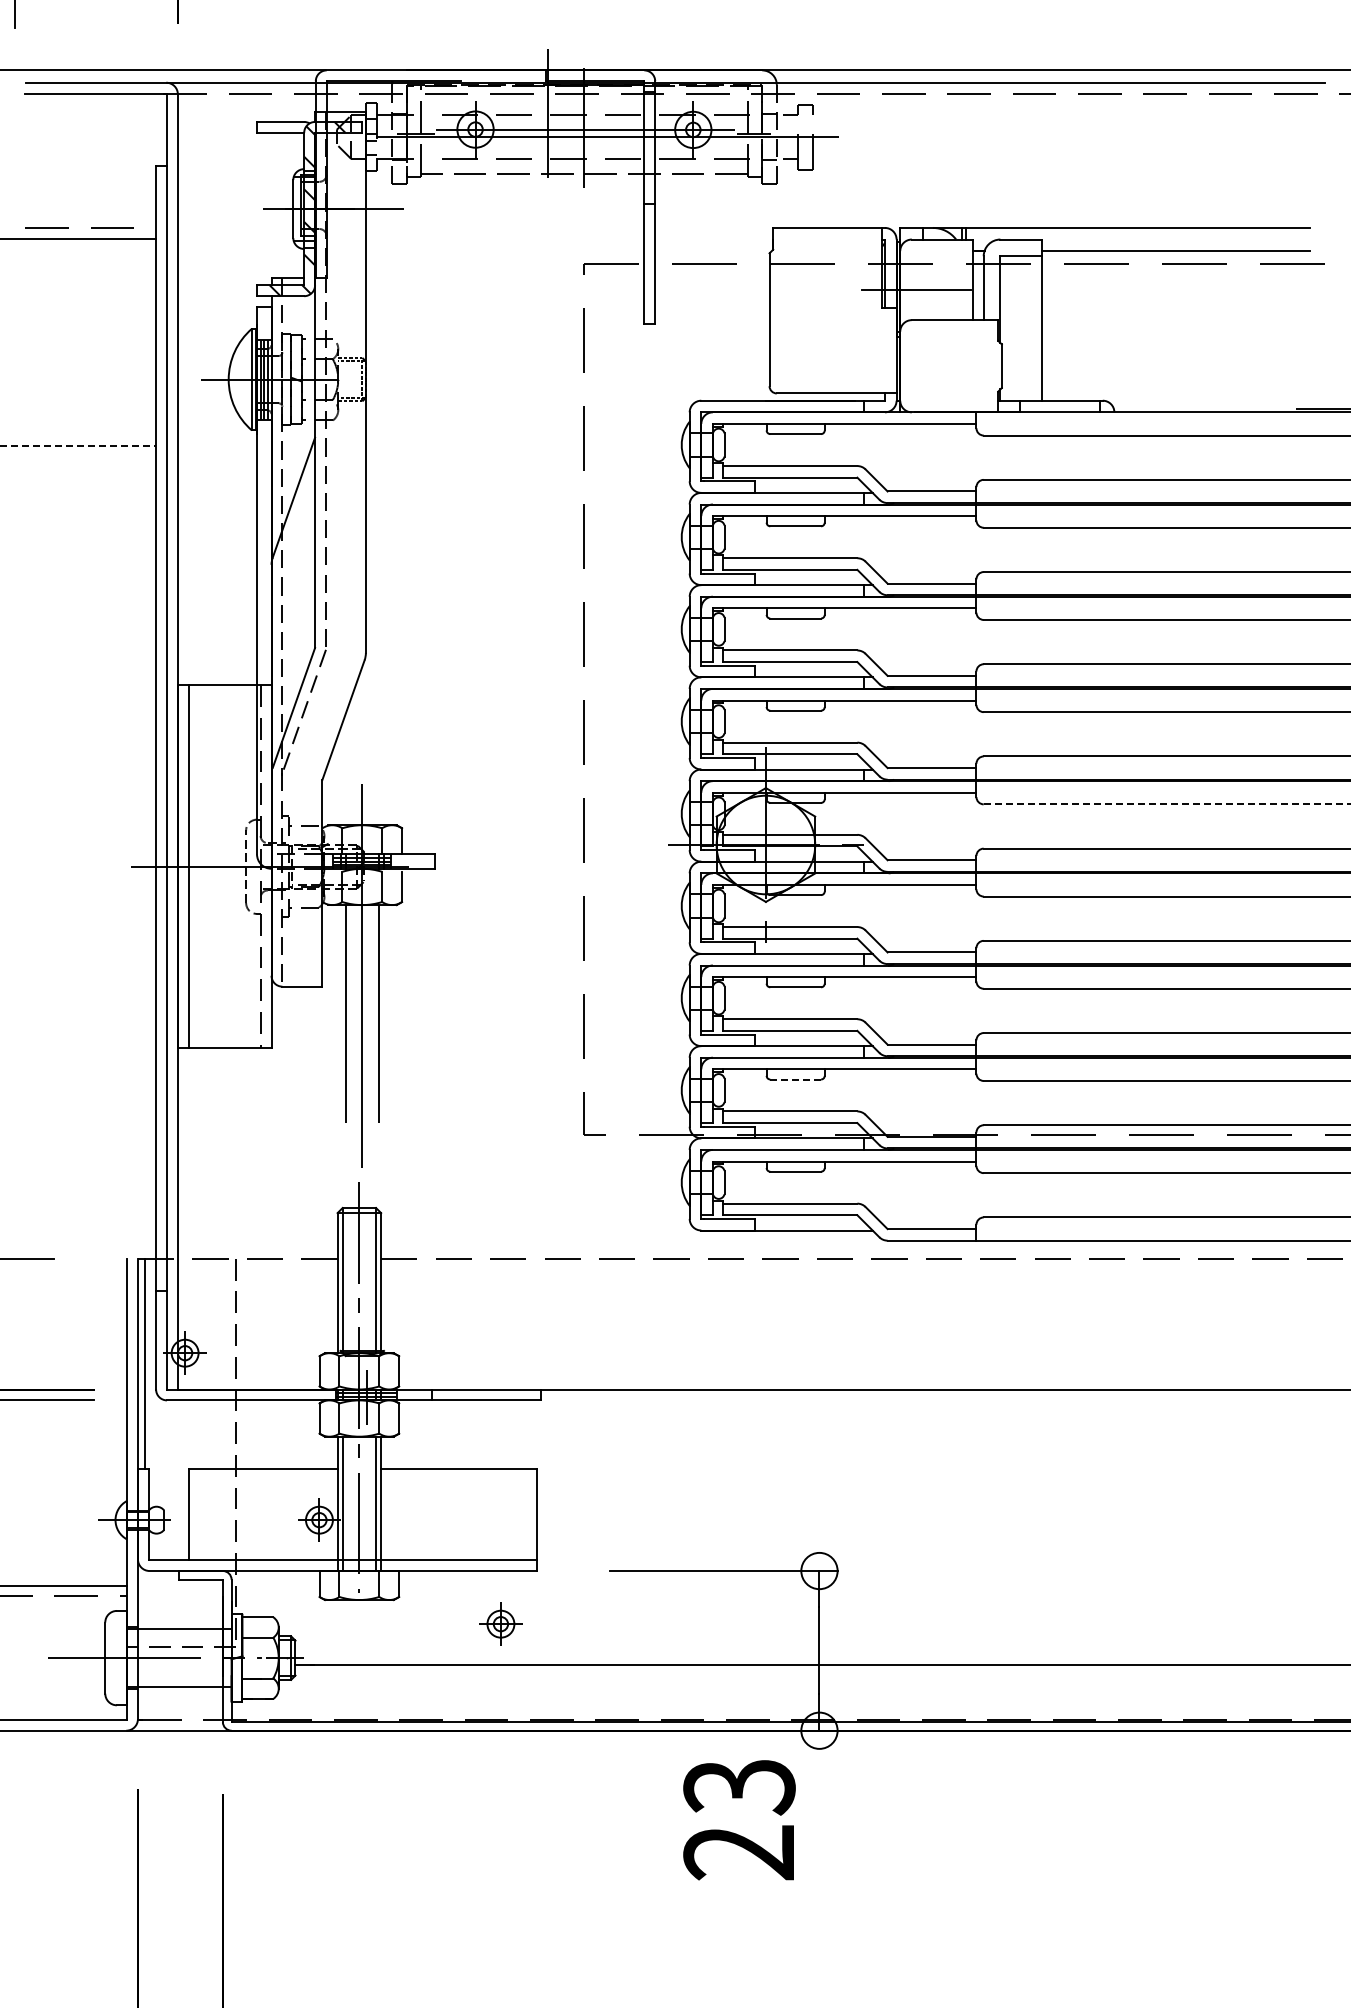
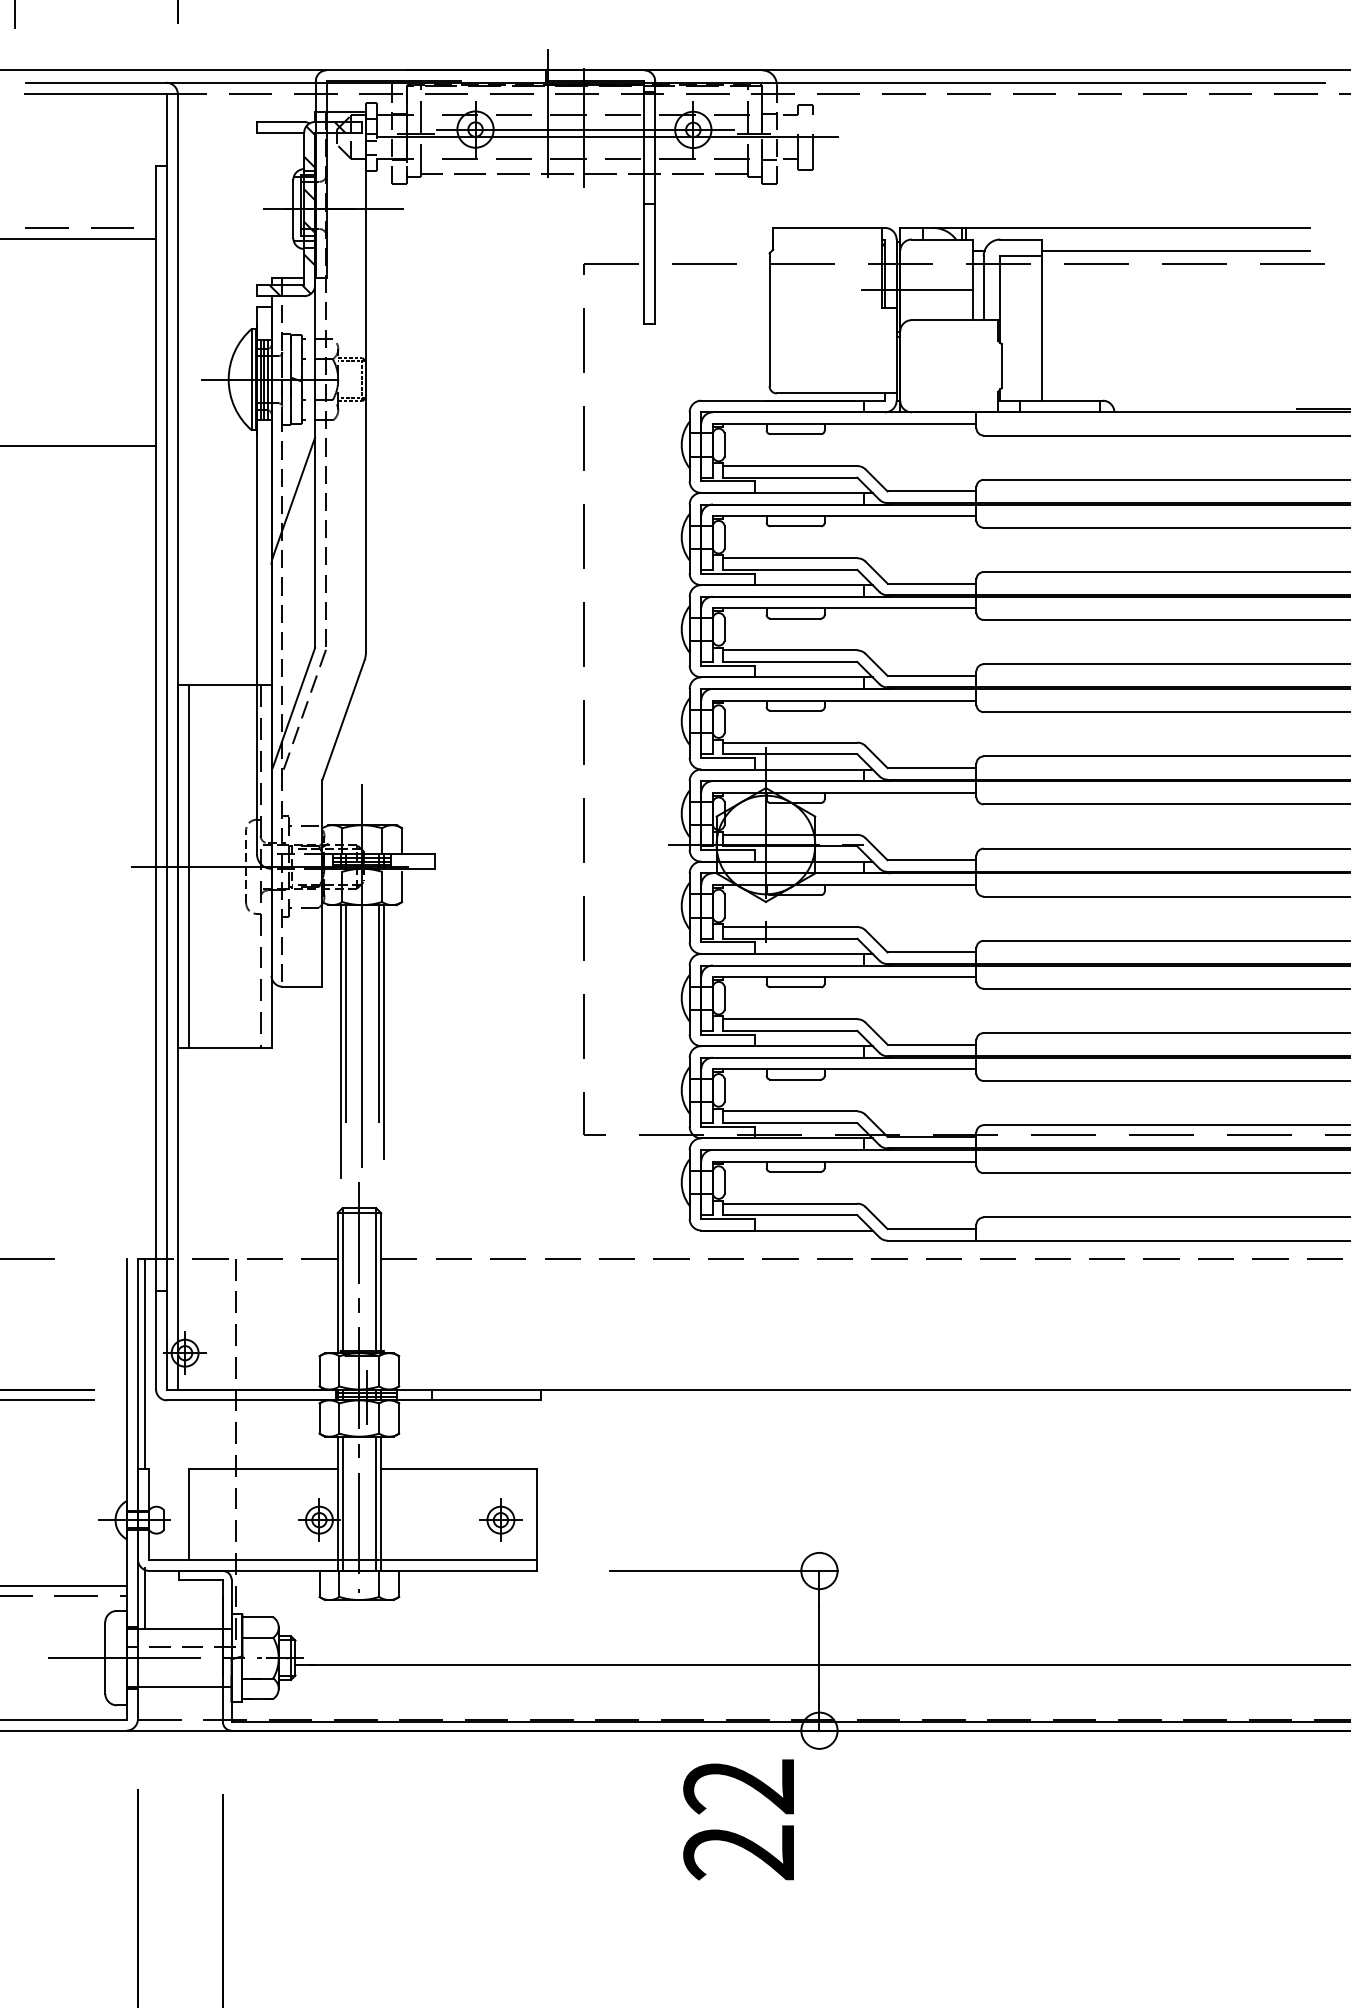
line: dashed -> solid (78, 445)
line: dashed -> solid (1167, 804)
line: none -> present (384, 1031)
line: none -> present (340, 1041)
line: dashed -> solid (796, 1079)
line: none -> present (145, 1598)
part position: (500, 1623) -> (500, 1519) (500, 1519)
text: 23 -> 22 (739, 1787)
